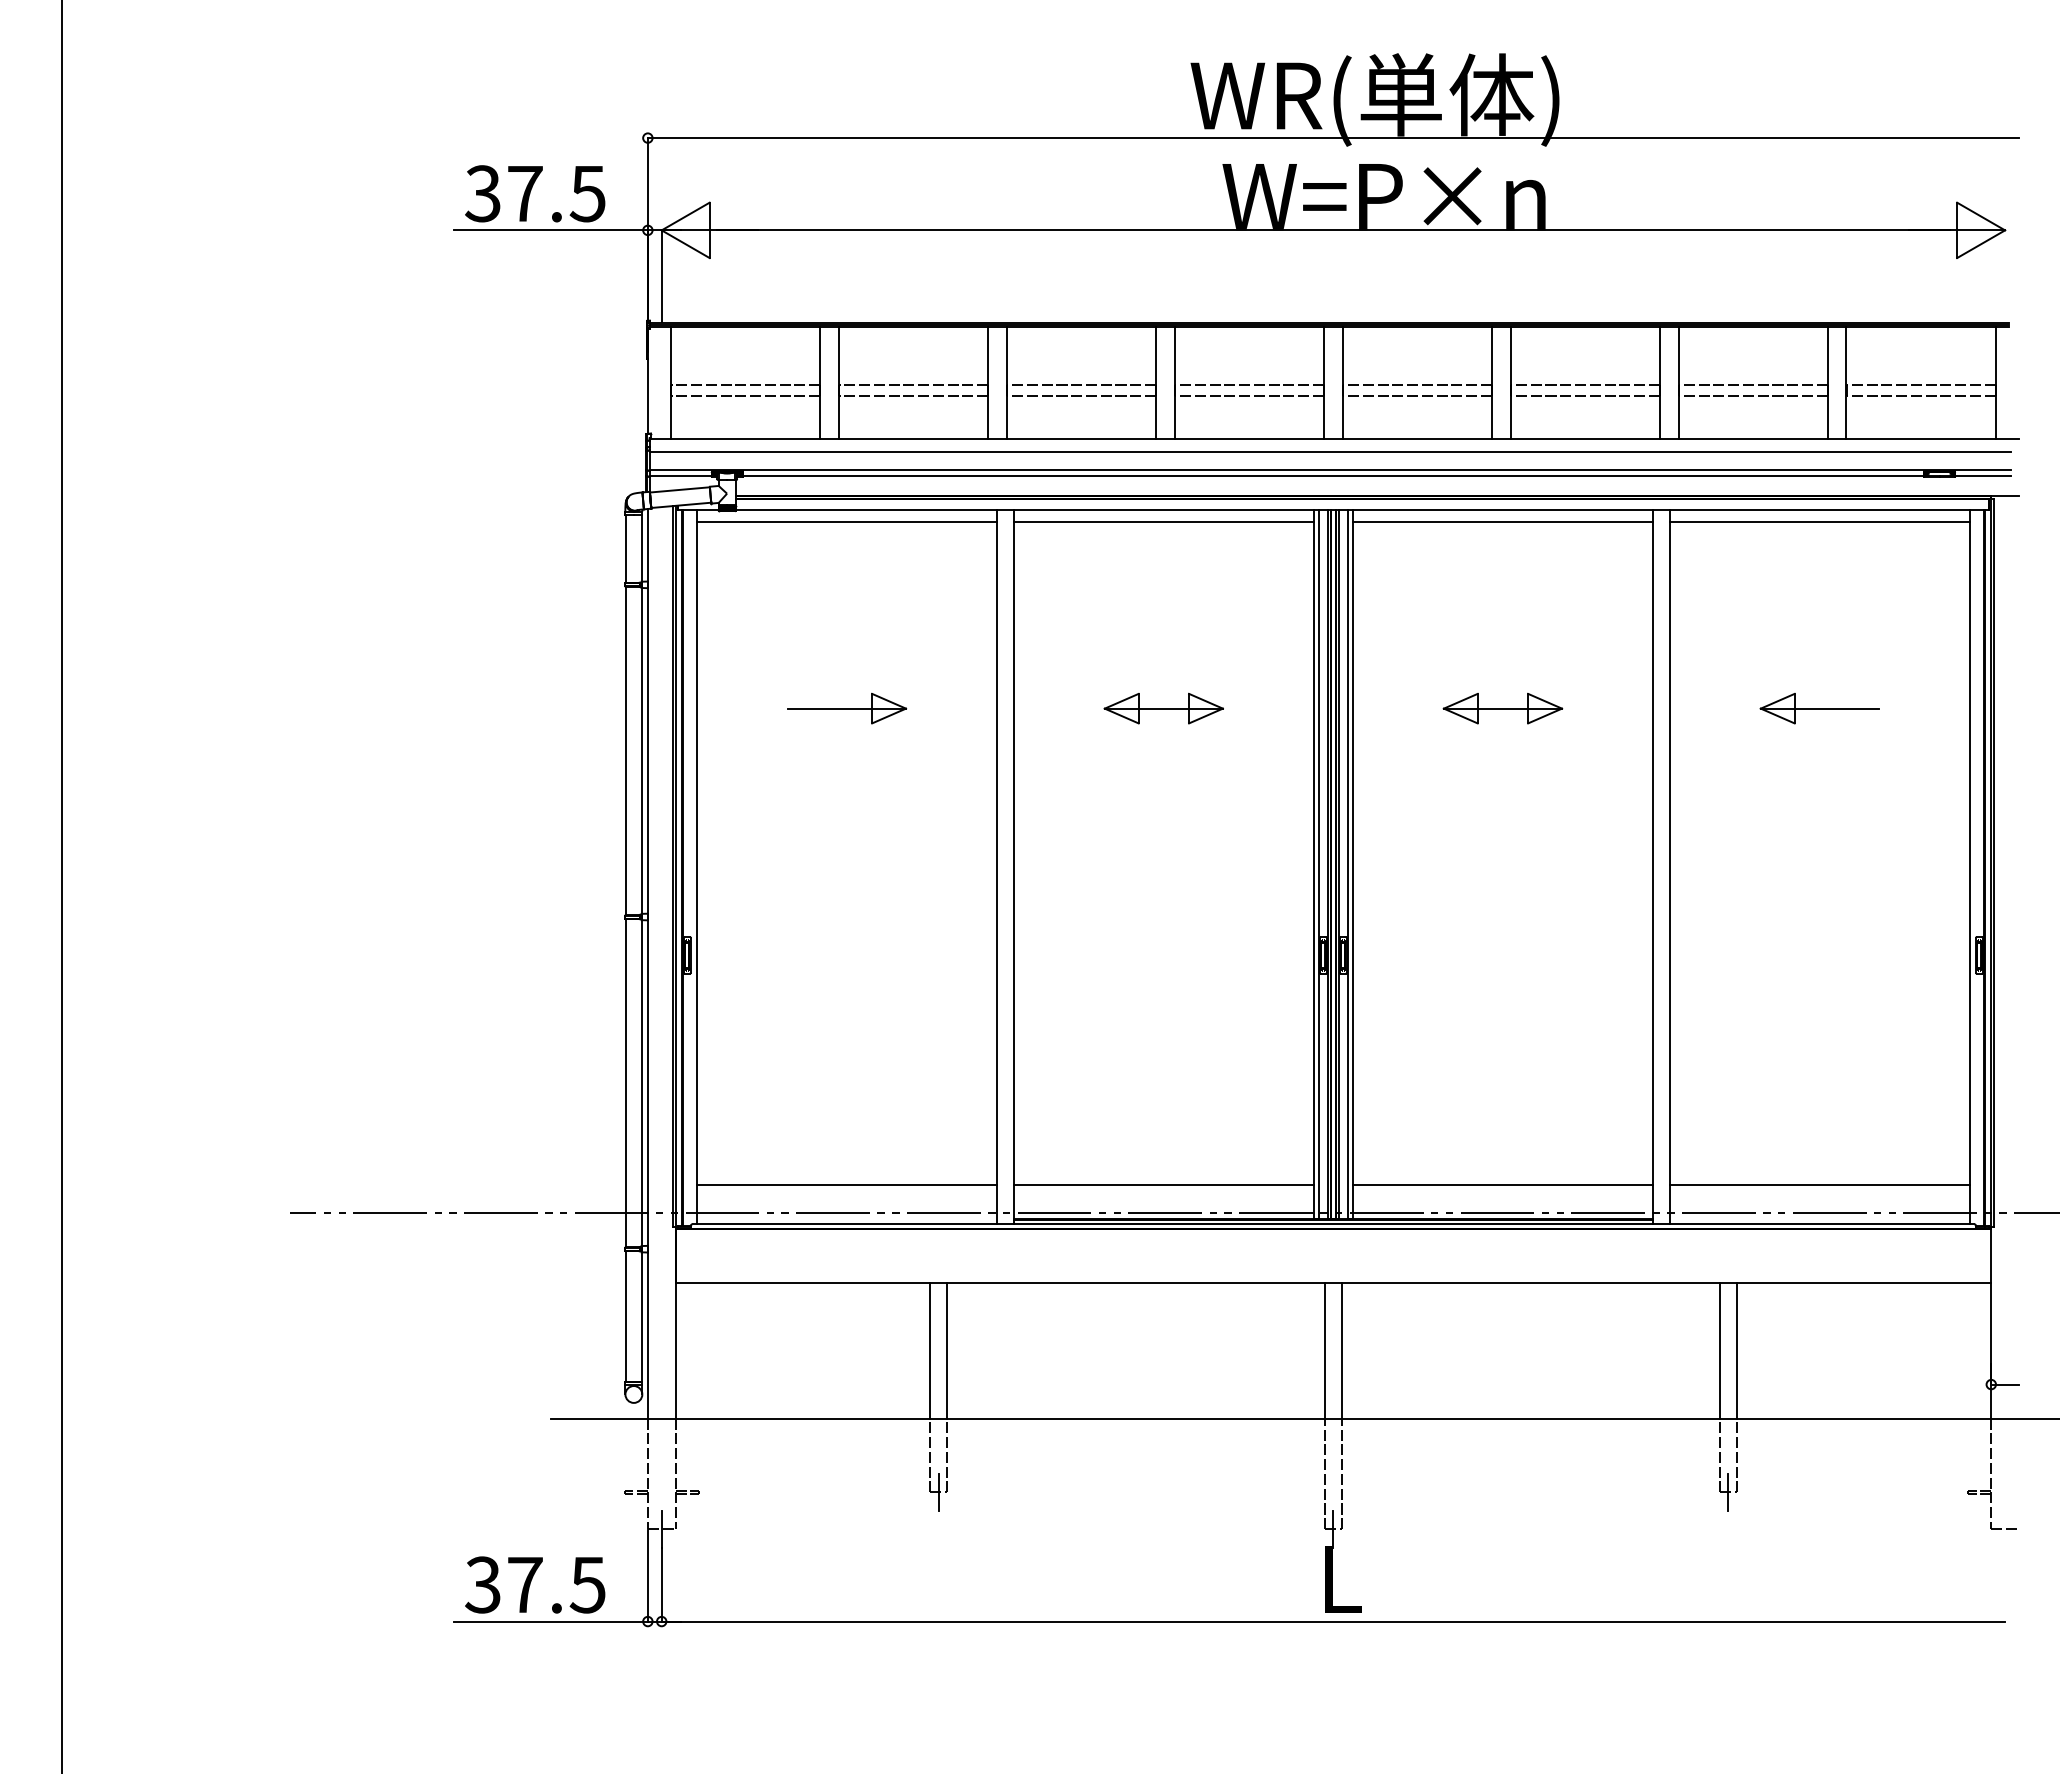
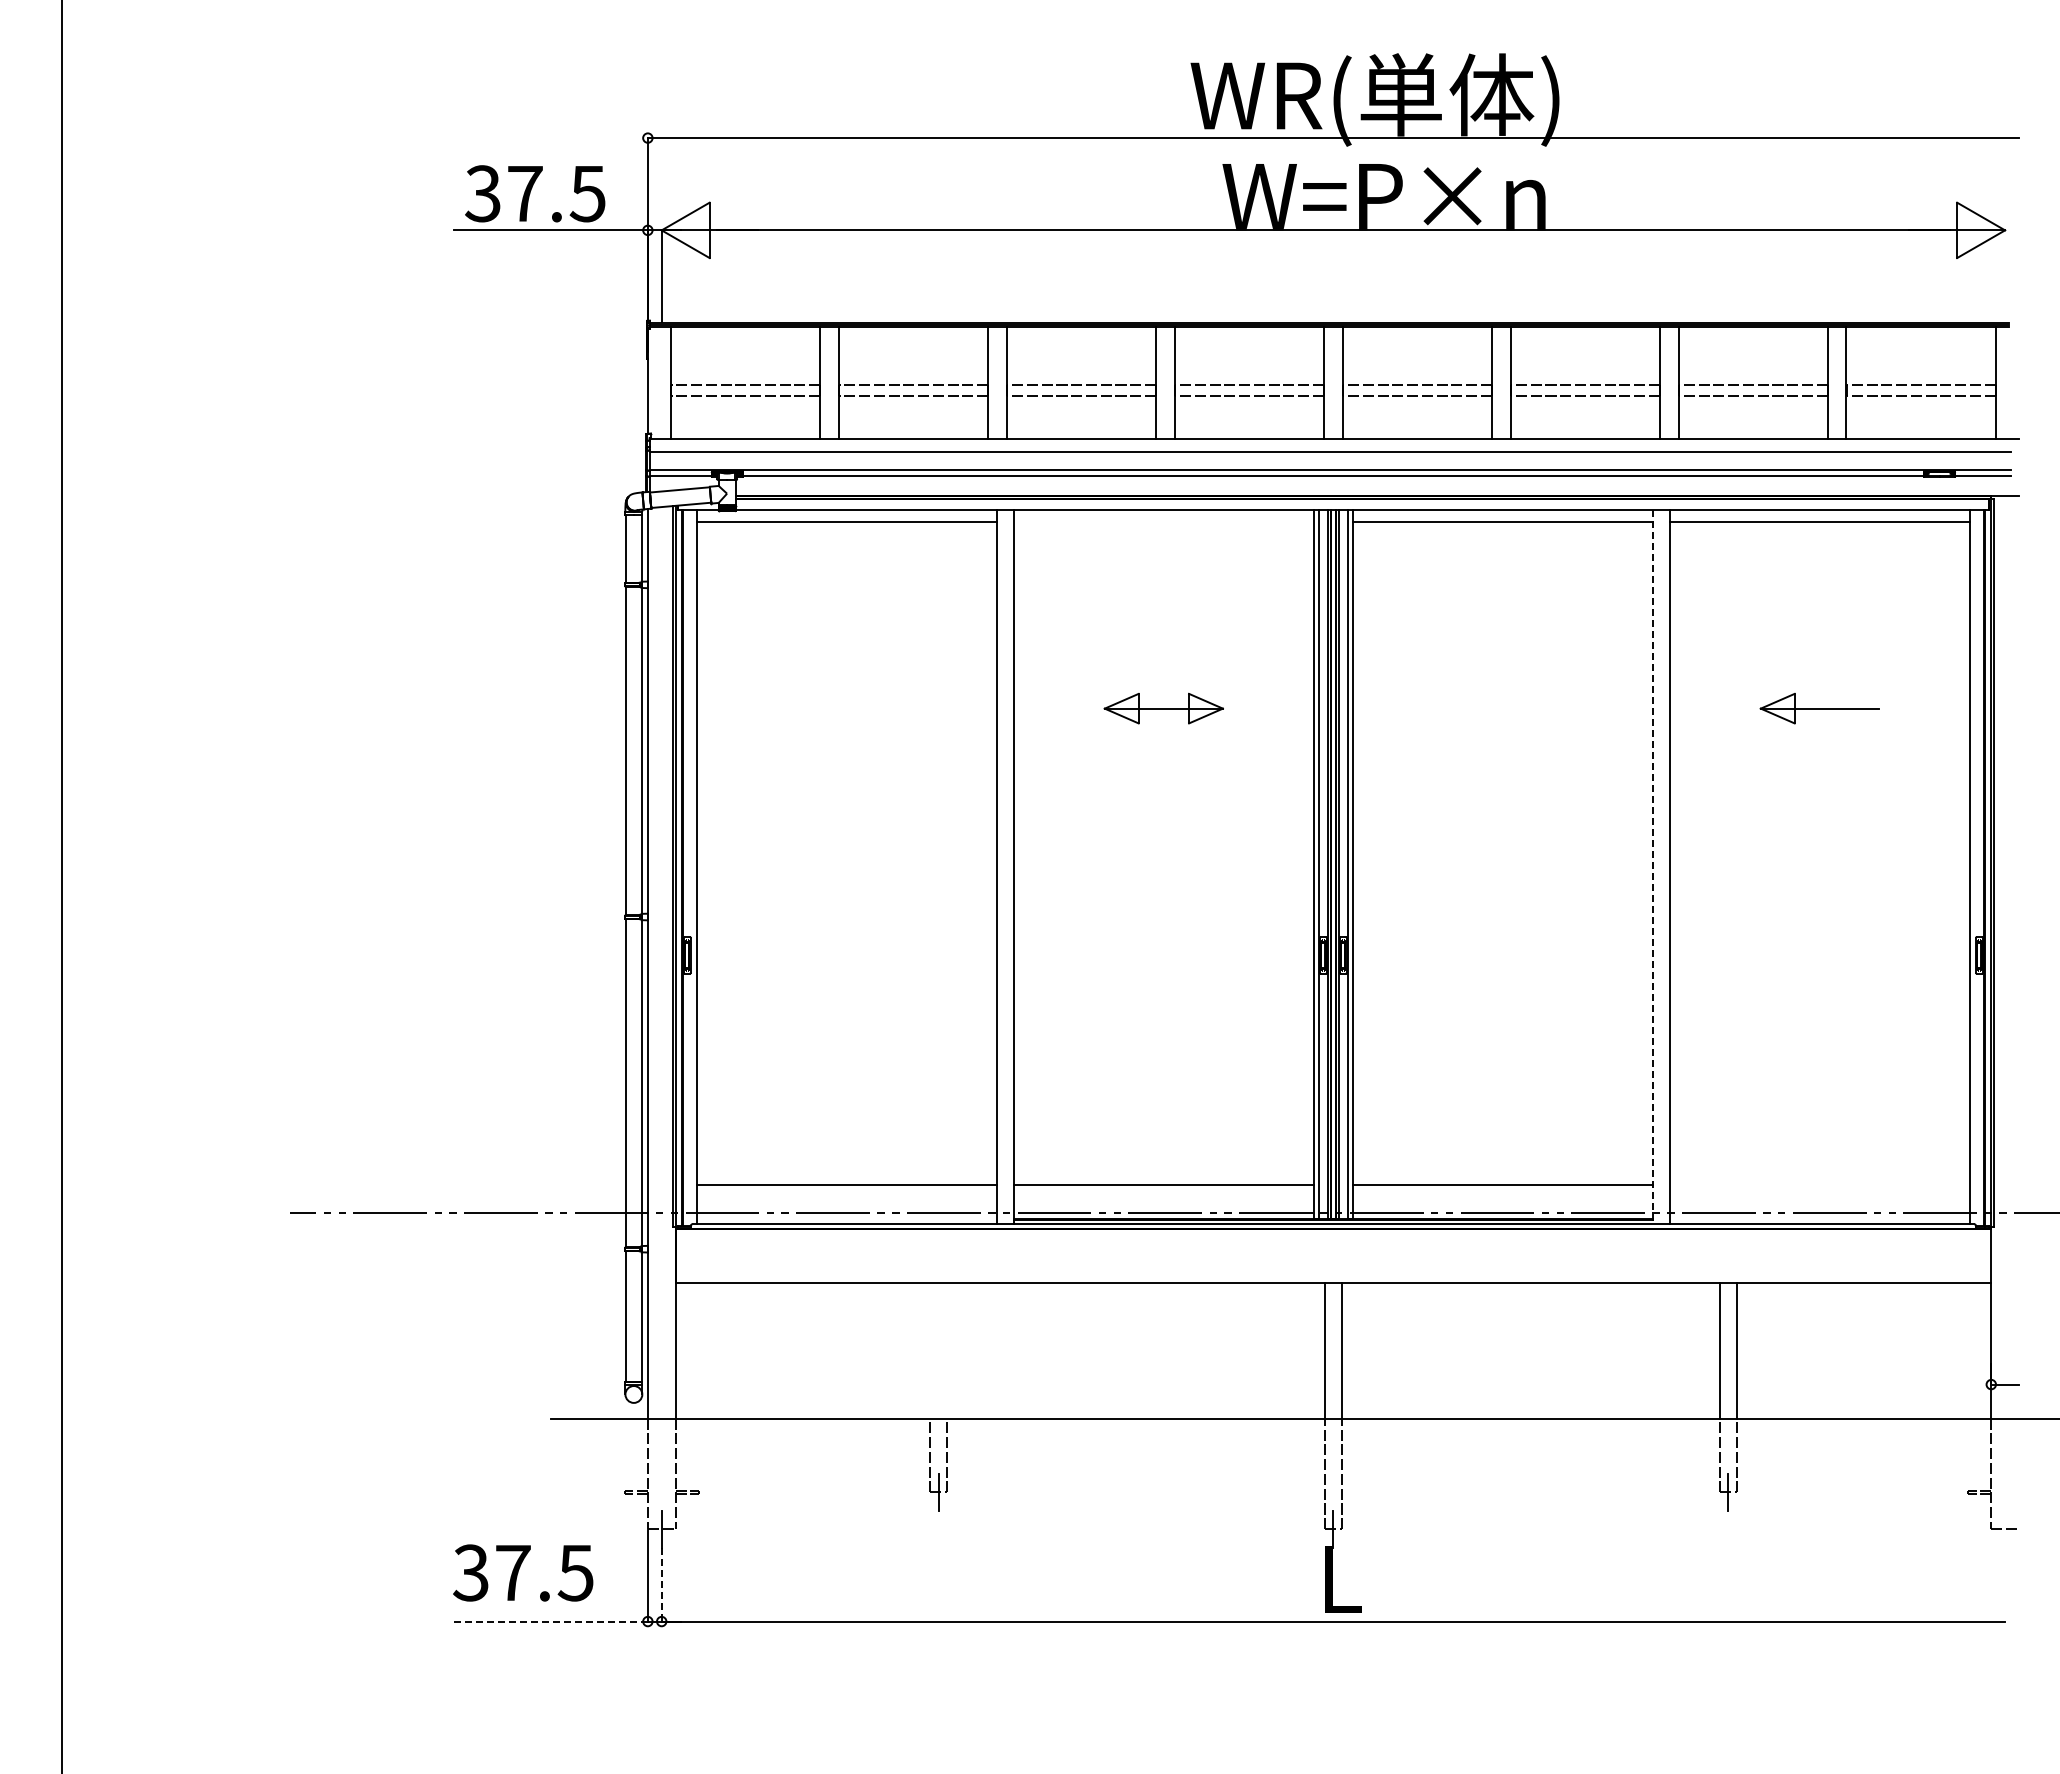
line: present -> none (1163, 521)
part: present -> none (847, 708)
part: present -> none (1502, 708)
line: solid -> dashed (1653, 867)
line: present -> none (1819, 1184)
line: present -> none (930, 1350)
line: present -> none (946, 1350)
text position: (535, 1584) -> (523, 1572) (523, 1572)
line: solid -> dashed (661, 1585)
line: solid -> dashed (550, 1621)
